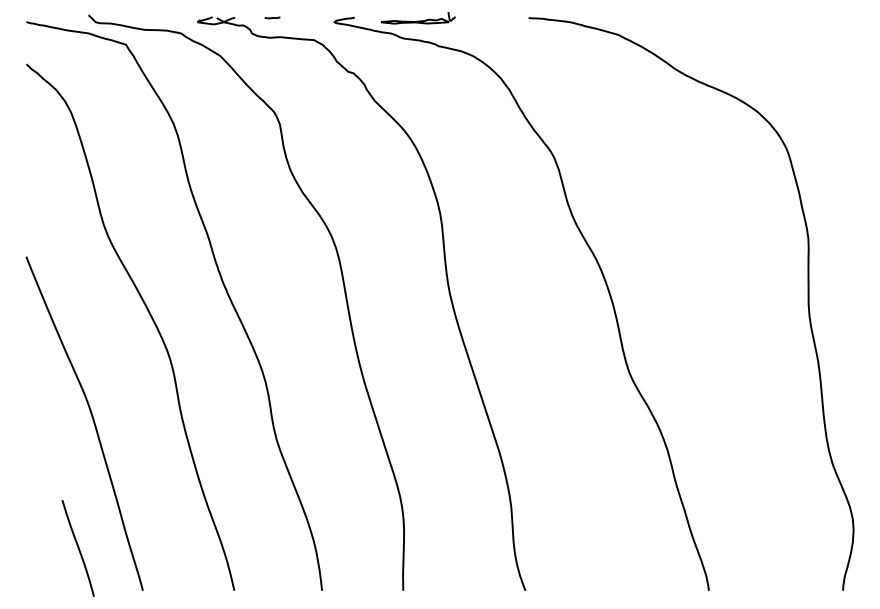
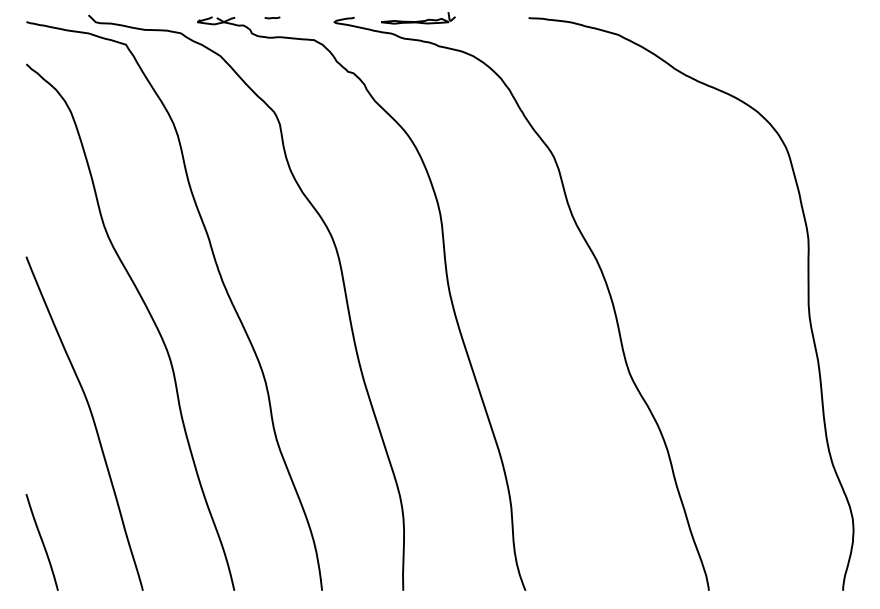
curve position: (77, 548) -> (41, 542) (41, 542)
